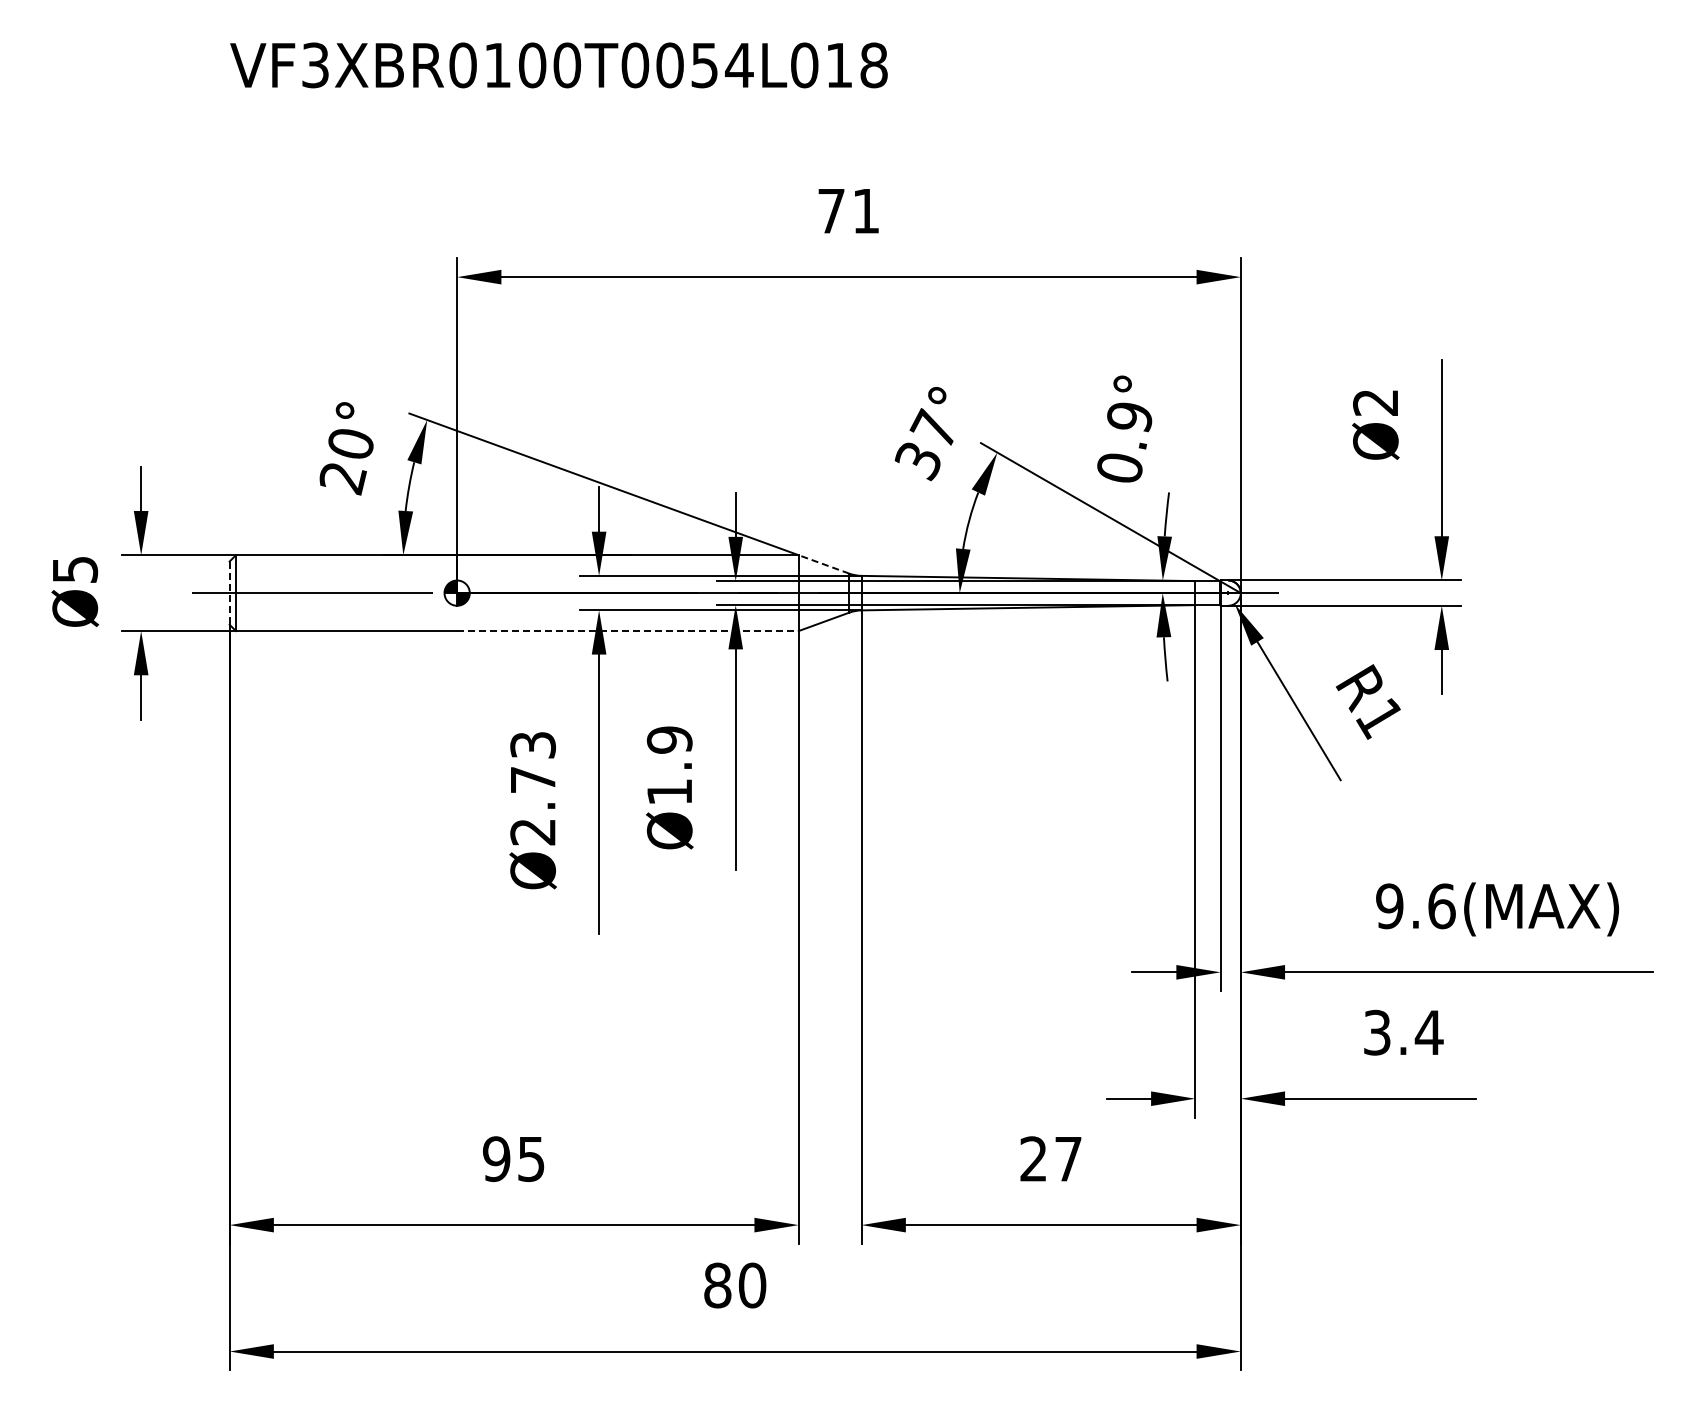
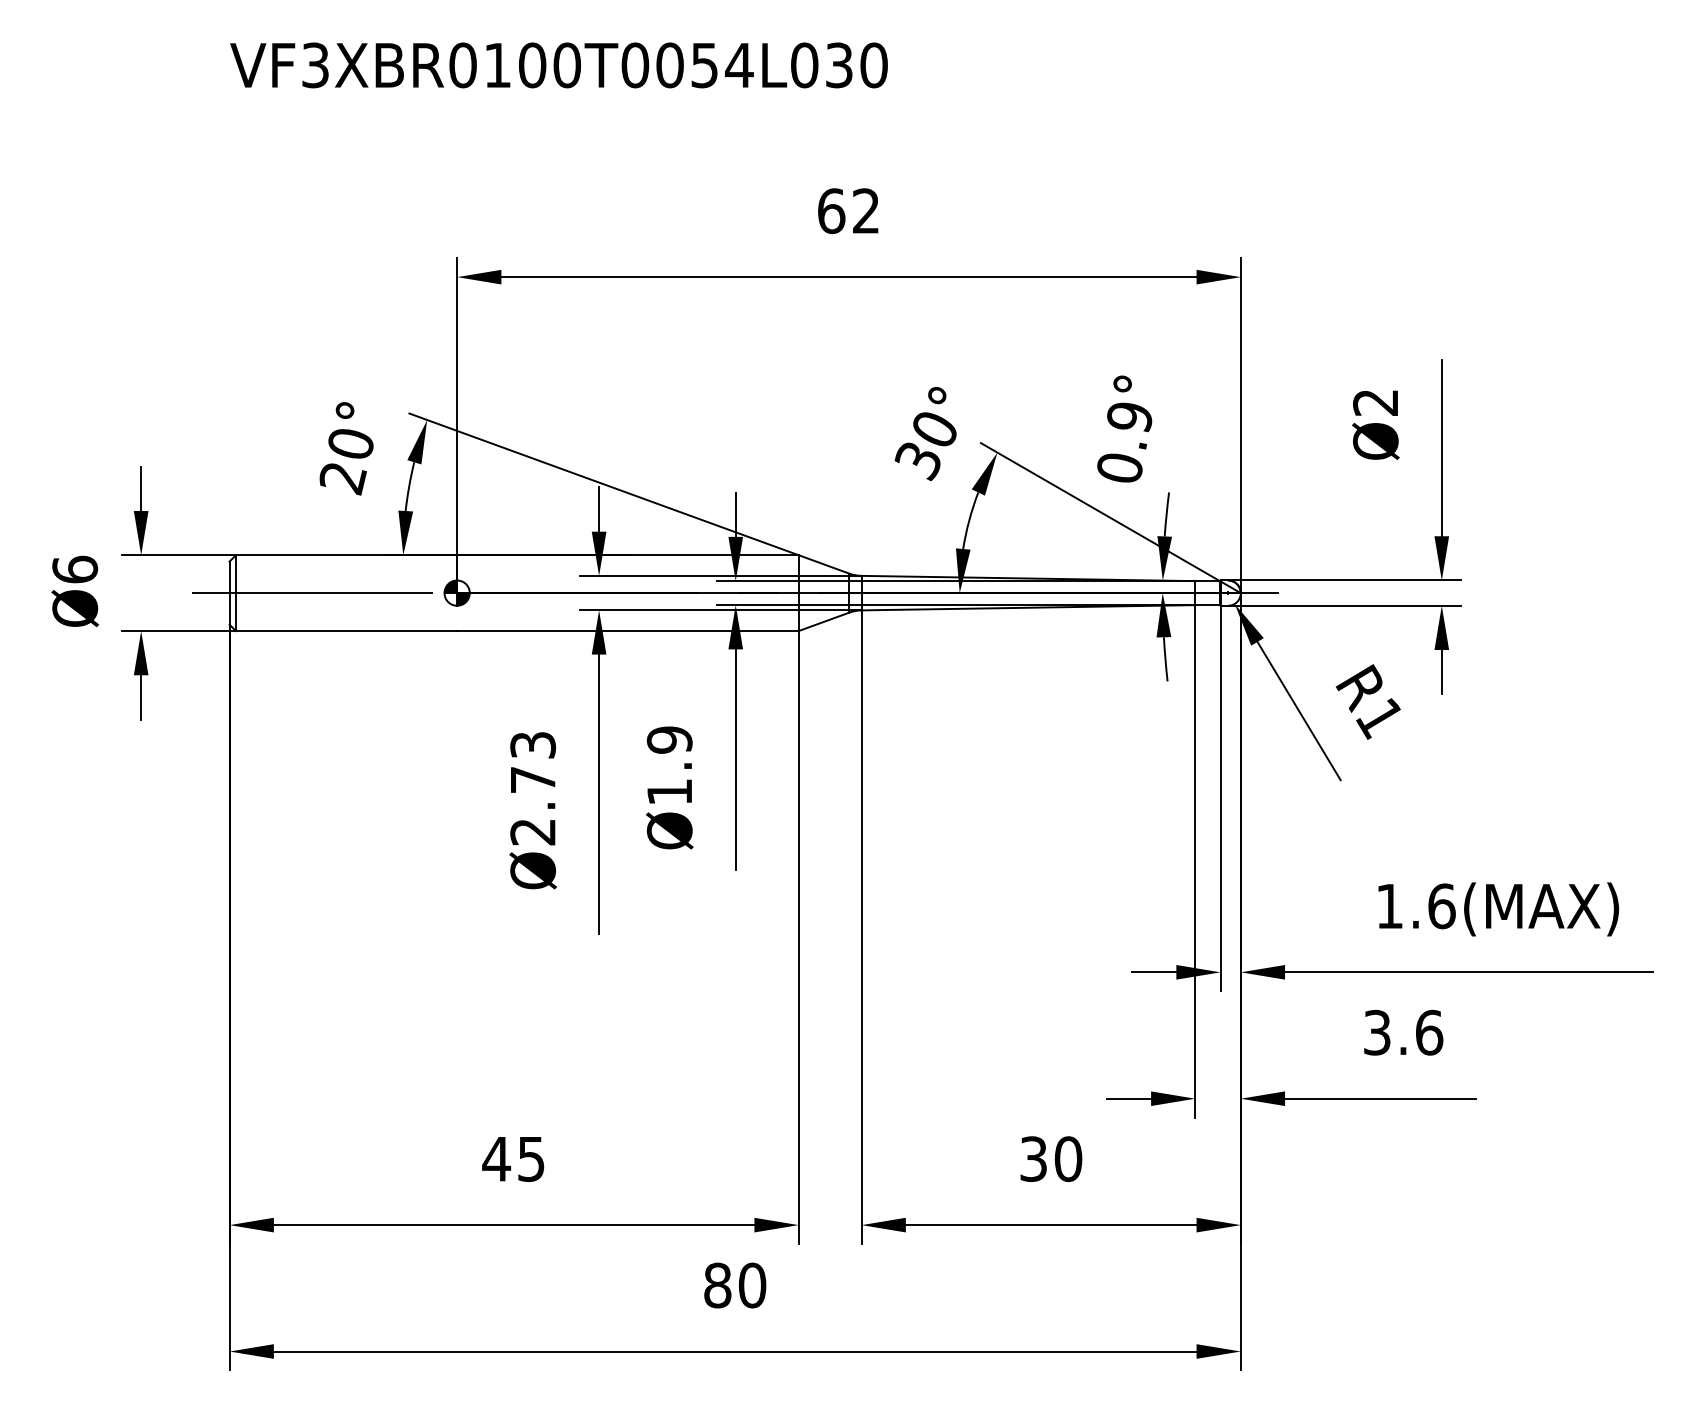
text: VF3XBR0100T0054L018 -> VF3XBR0100T0054L030 (856, 65)
text: 71 -> 62 (848, 211)
text: 37° -> 30° (932, 427)
line: dashed -> solid (824, 564)
text: Ø5 -> Ø6 (75, 569)
line: dashed -> solid (229, 593)
line: dashed -> solid (627, 631)
text: 9.6(MAX) -> 1.6(MAX) (1389, 906)
text: 3.4 -> 3.6 (1428, 1032)
text: 95 -> 45 (496, 1159)
text: 27 -> 30 (1051, 1159)
